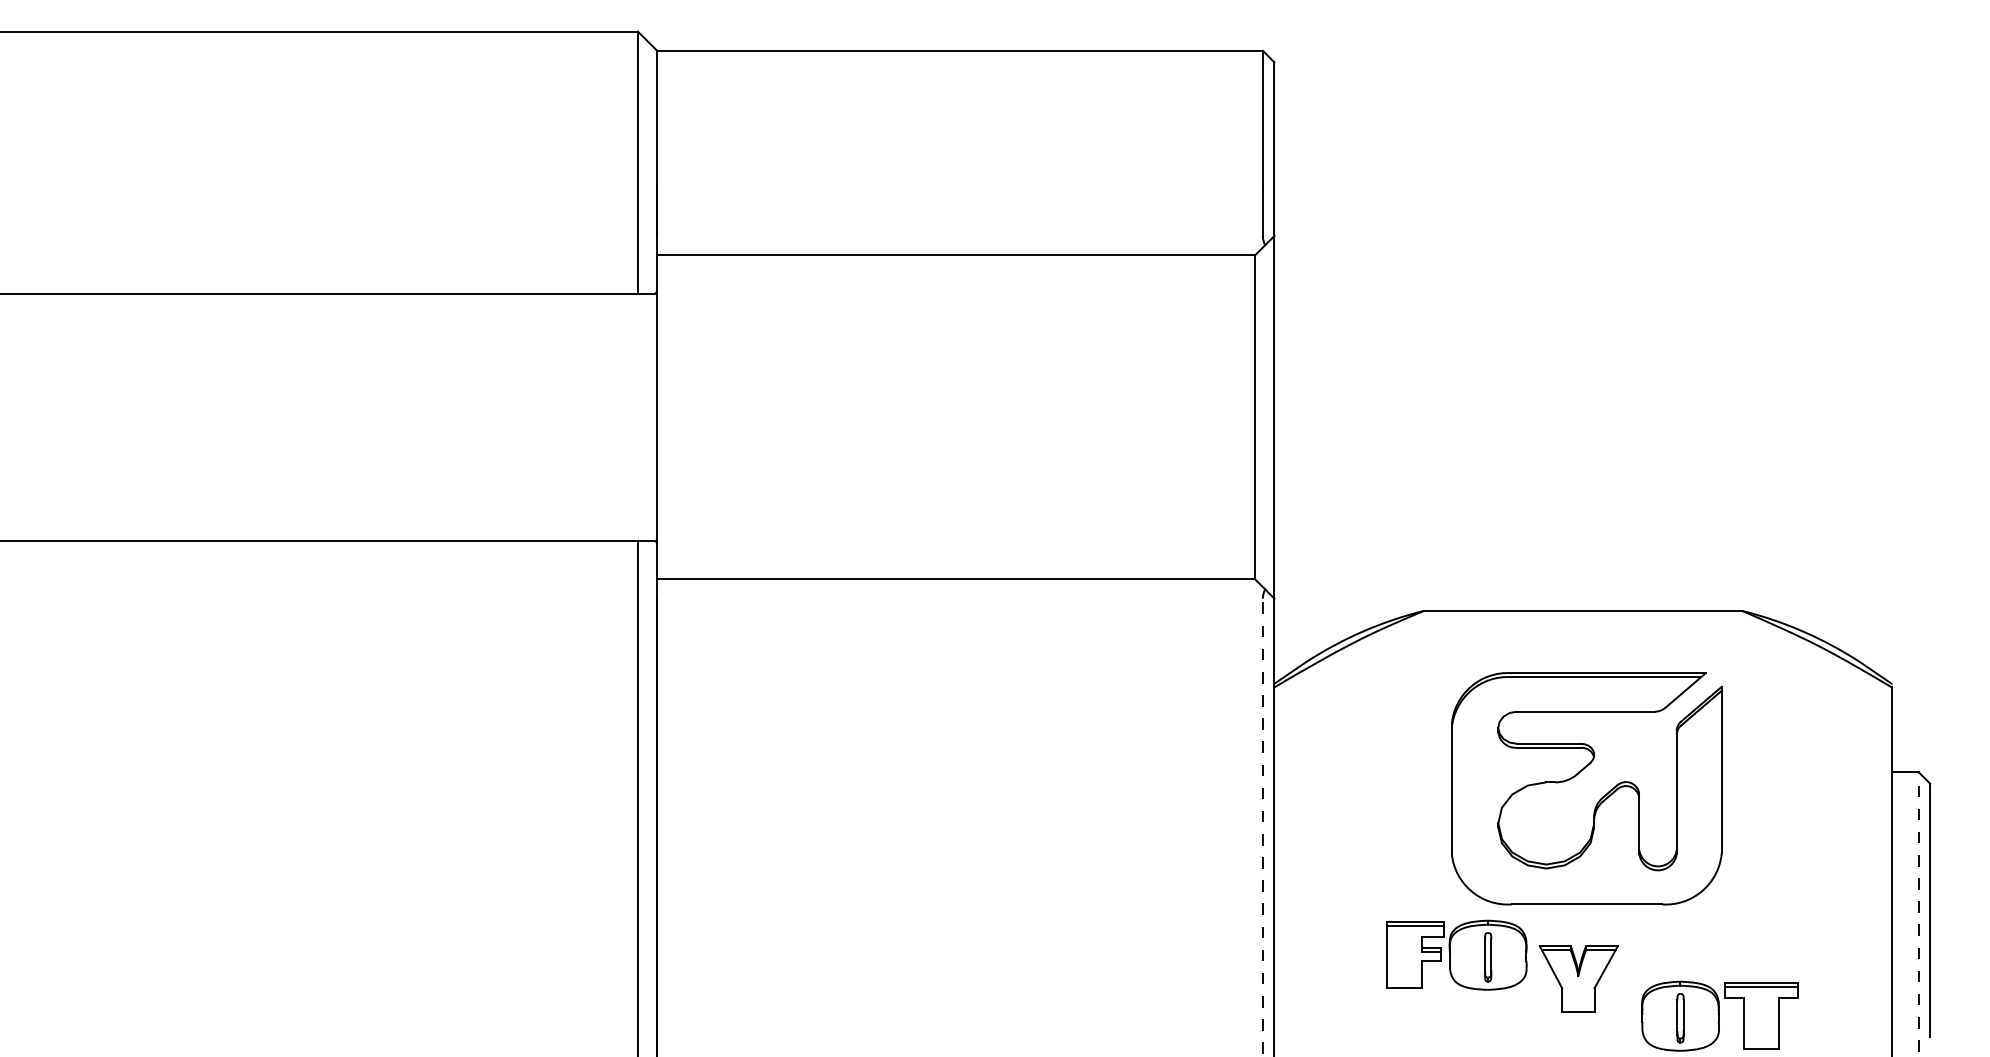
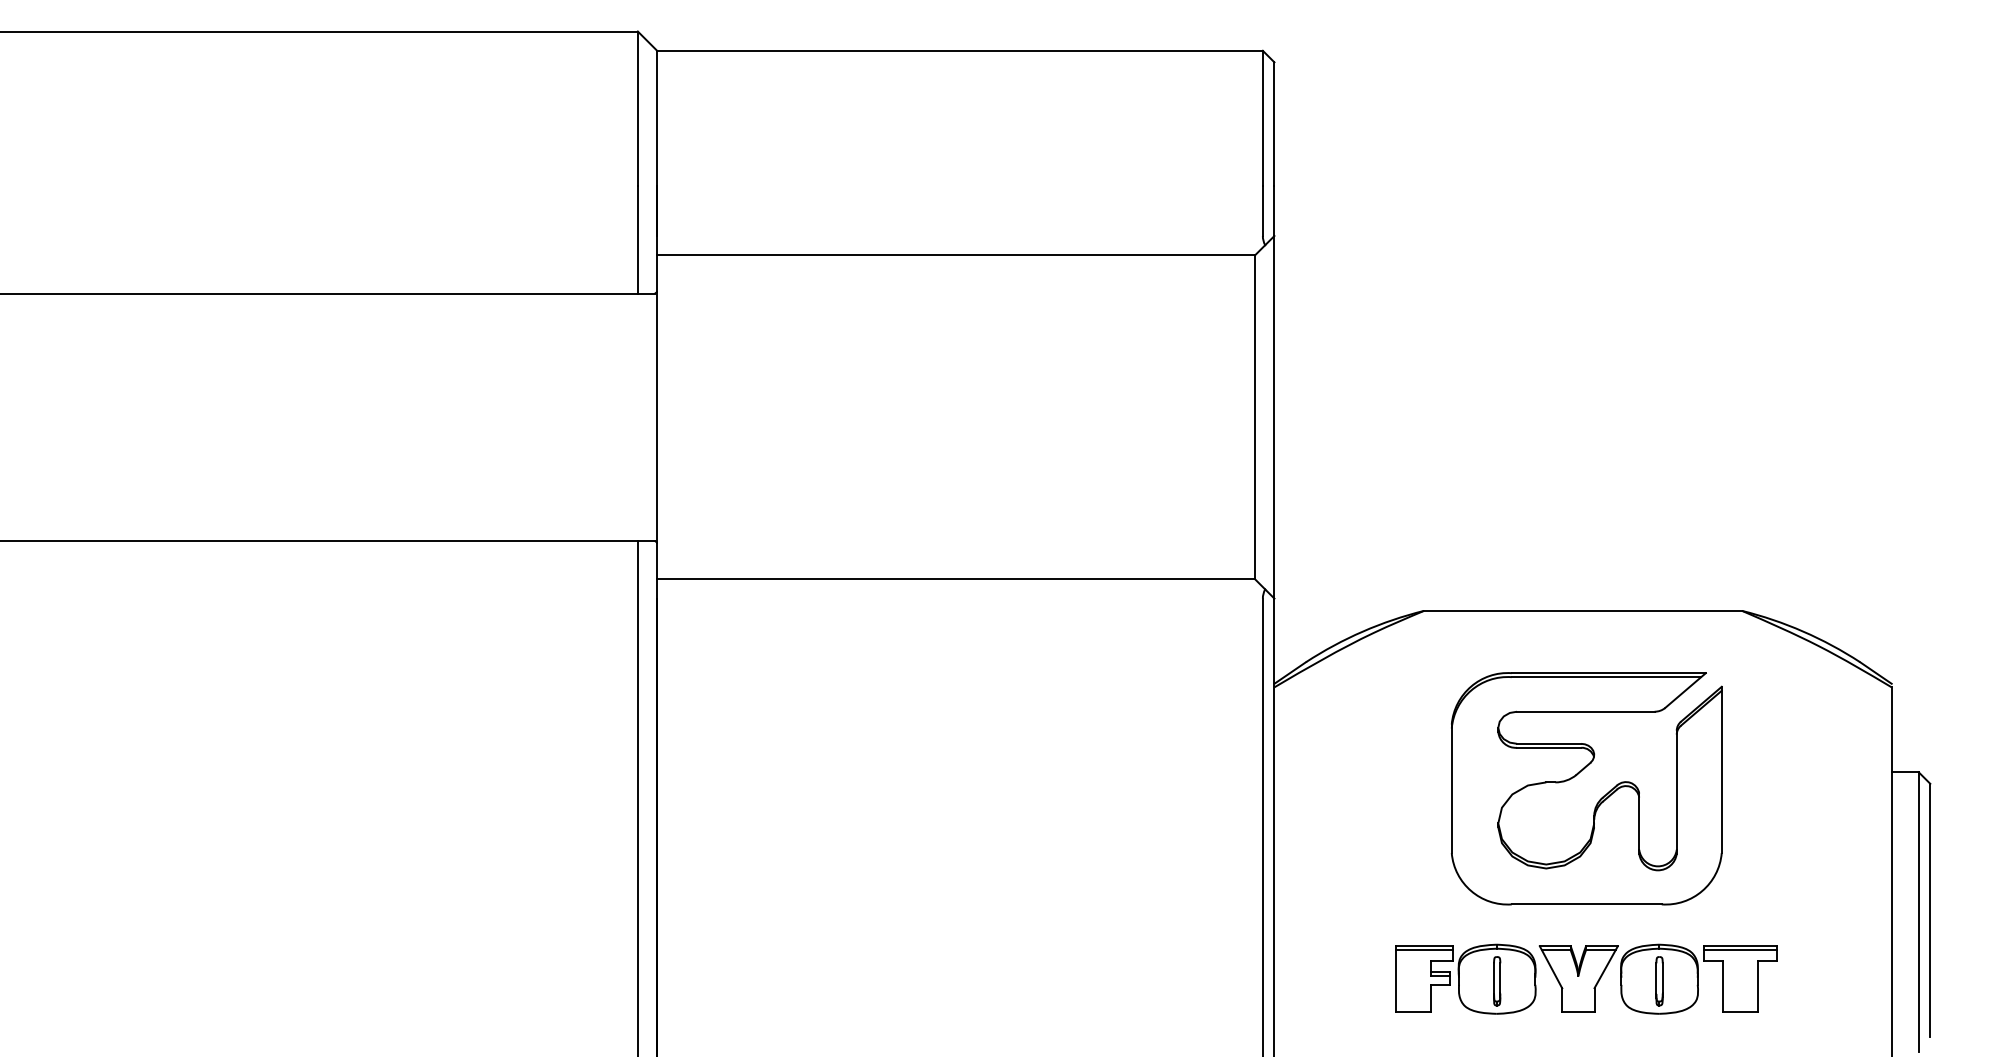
line: dashed -> solid (1262, 827)
line: dashed -> solid (1918, 912)
part position: (1456, 954) -> (1465, 978) (1465, 978)
part position: (1719, 1015) -> (1698, 978) (1698, 978)
